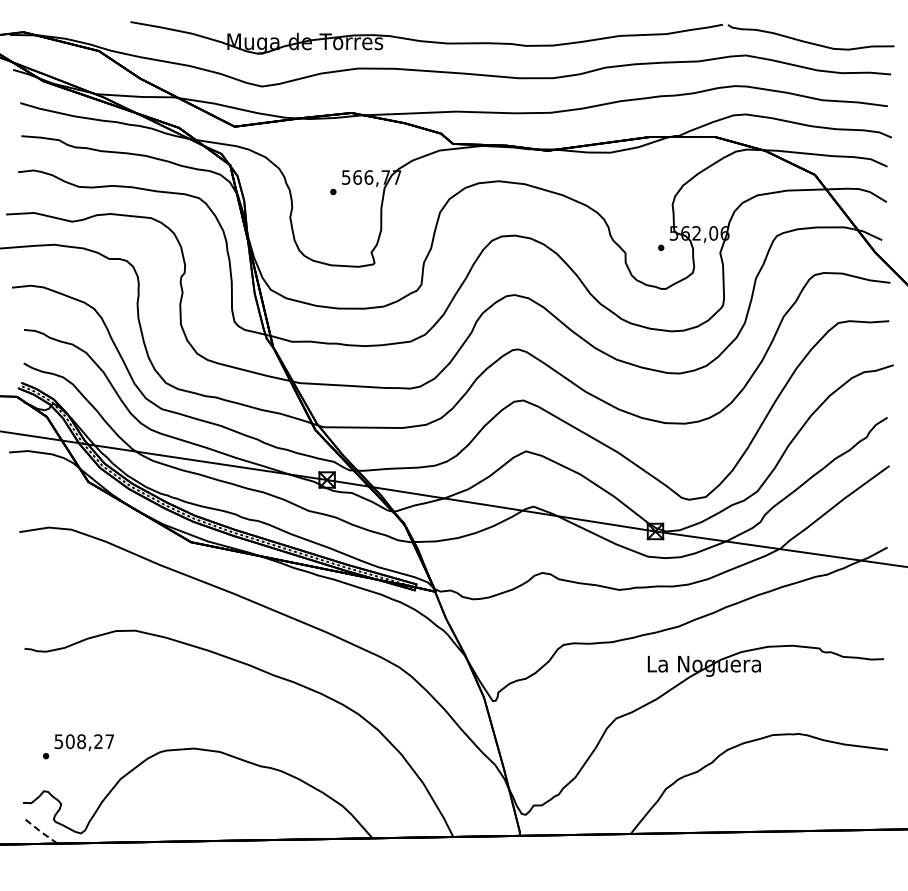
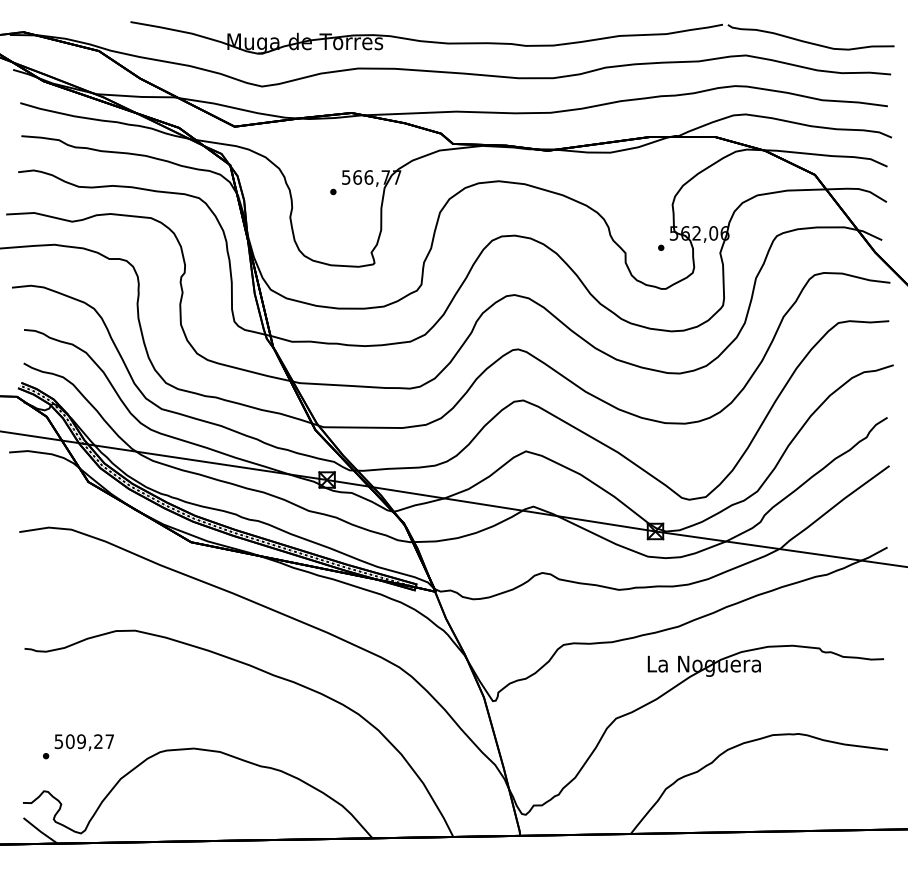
text: 508,27 -> 509,27 (81, 741)
line: dashed -> solid (40, 831)
